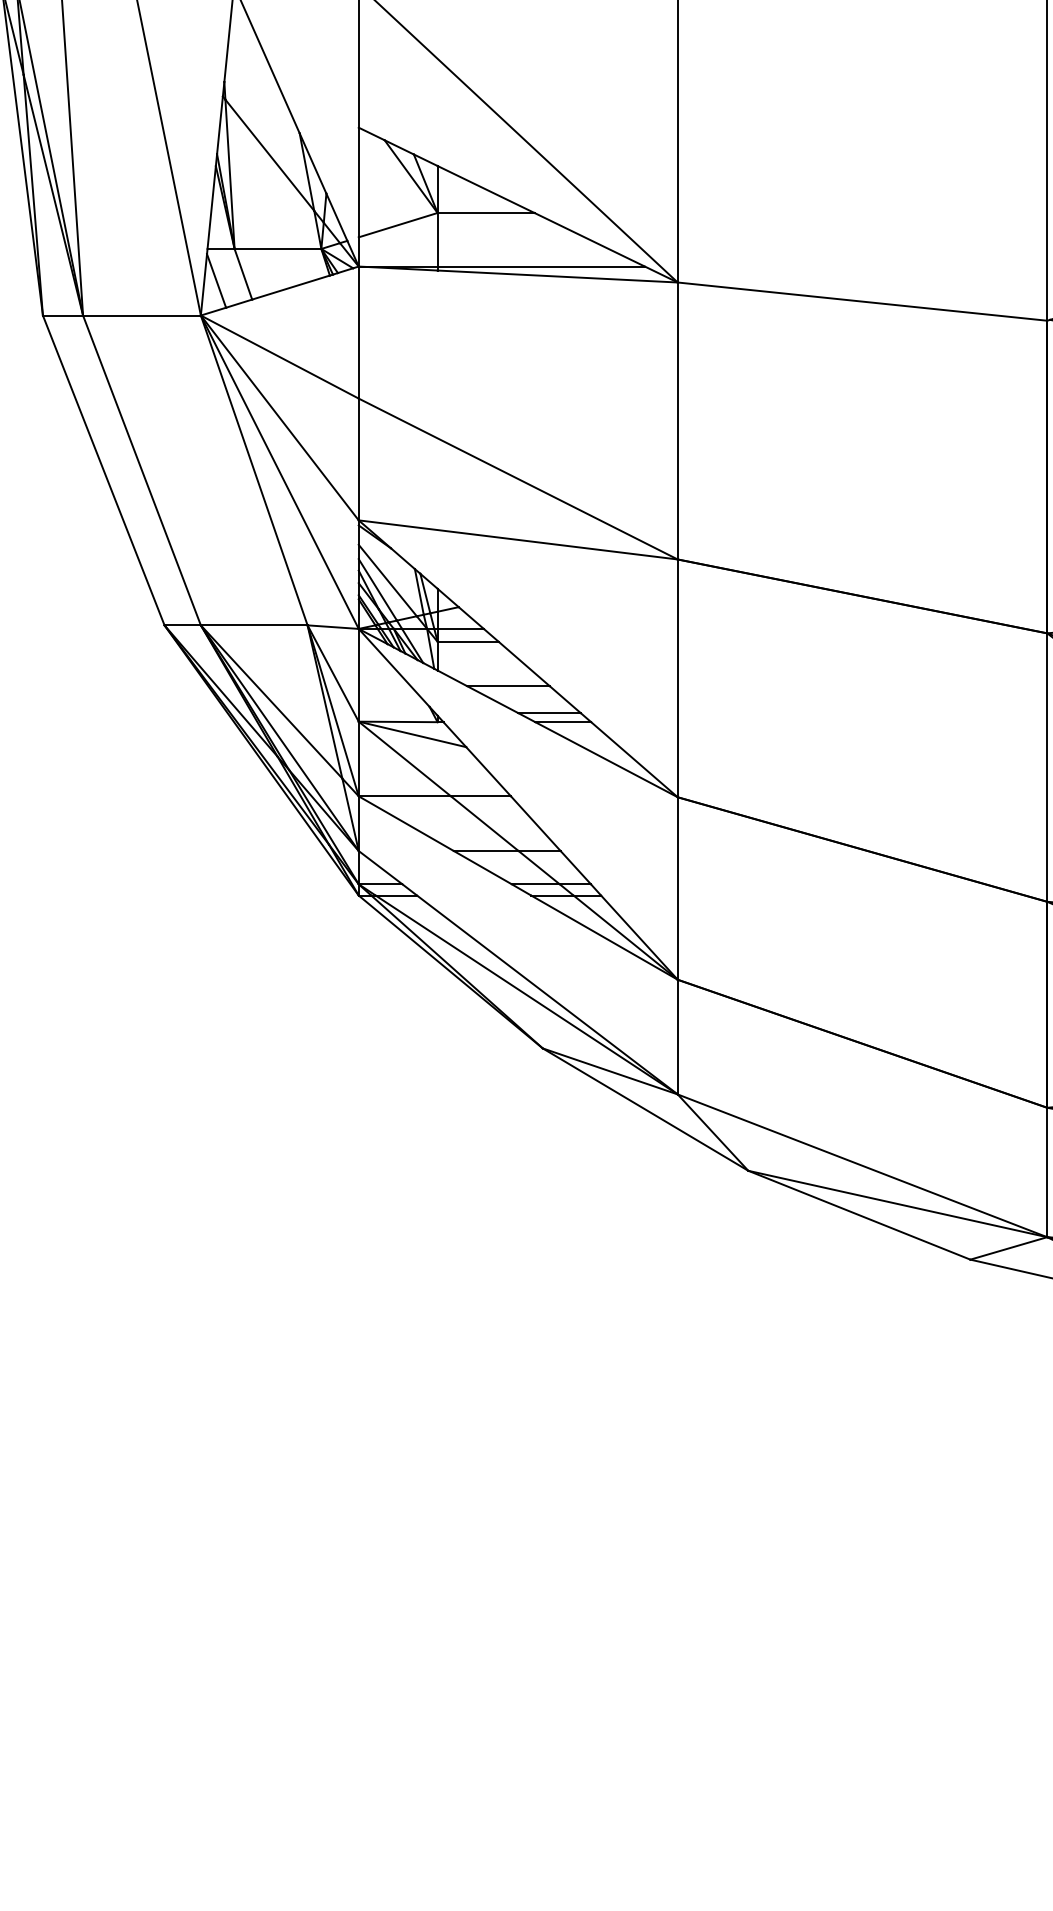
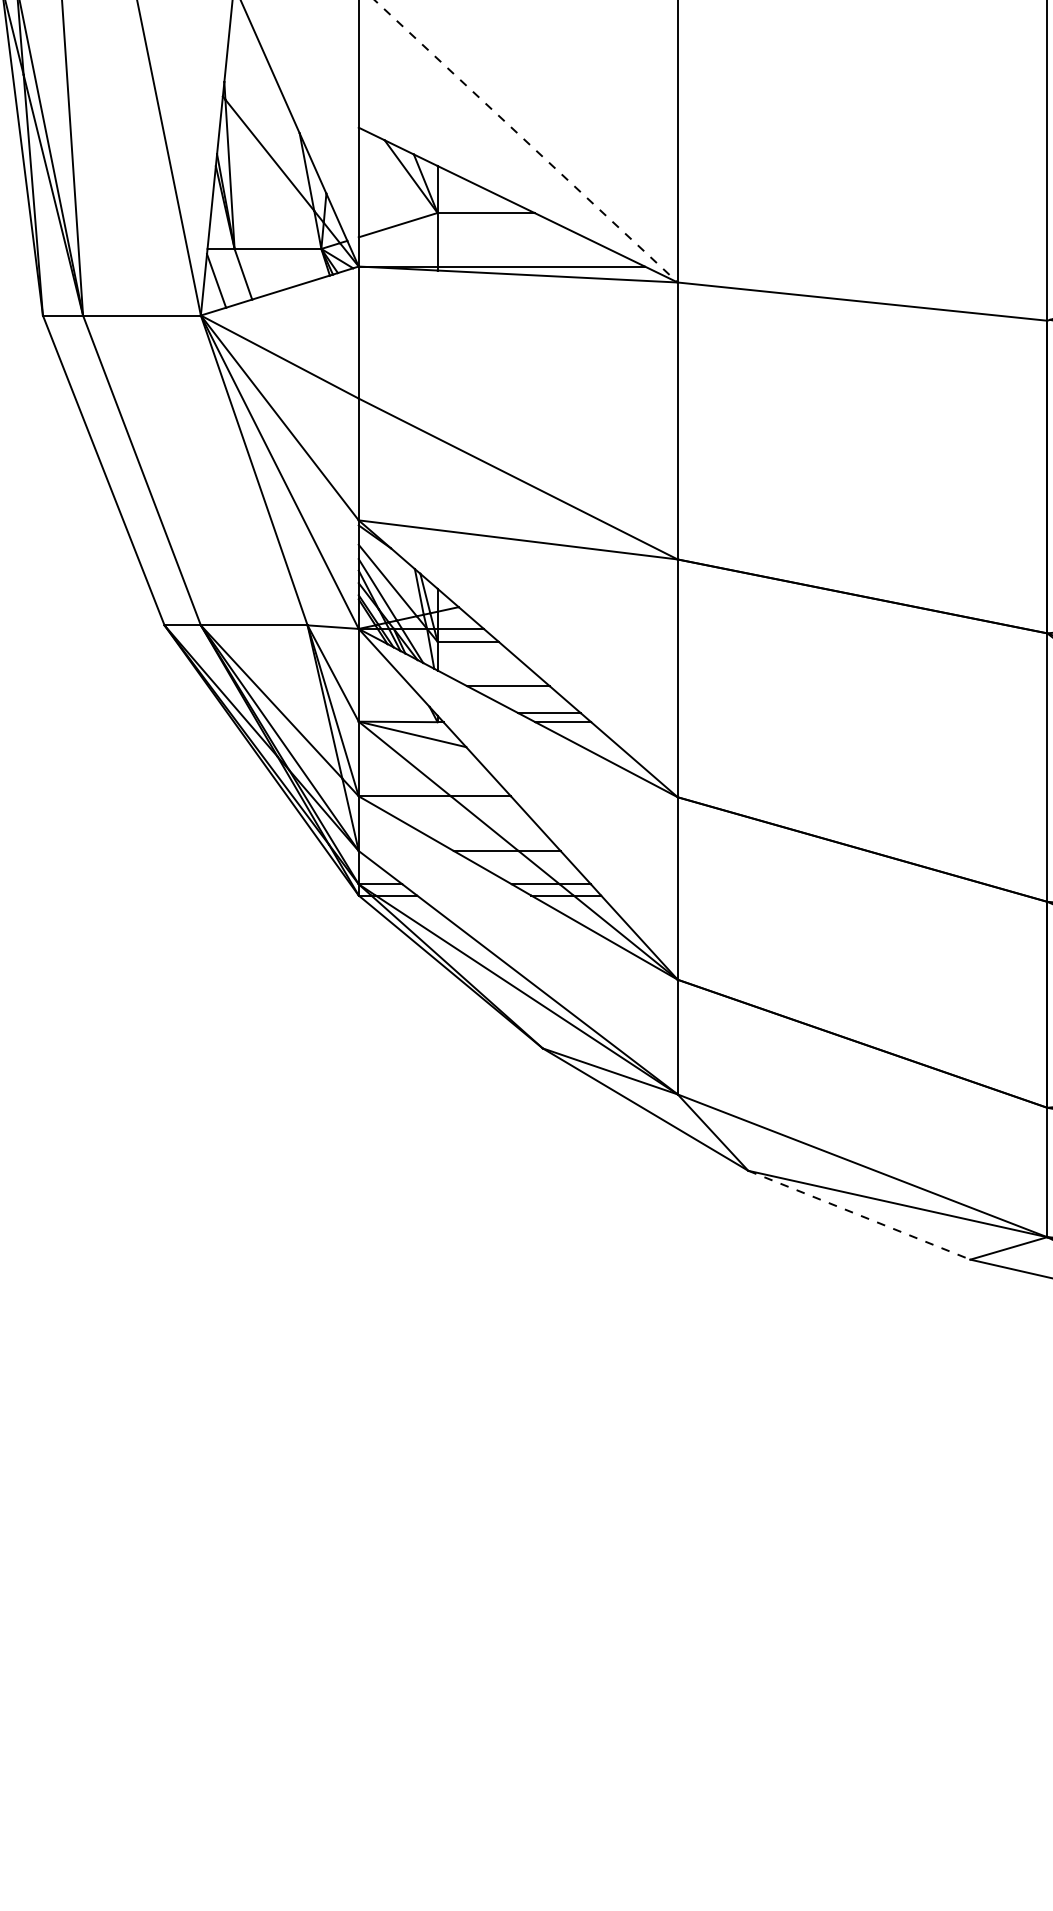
line: solid -> dashed (526, 141)
line: solid -> dashed (859, 1215)
